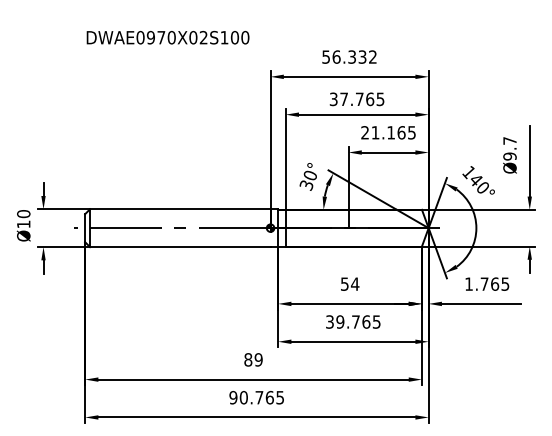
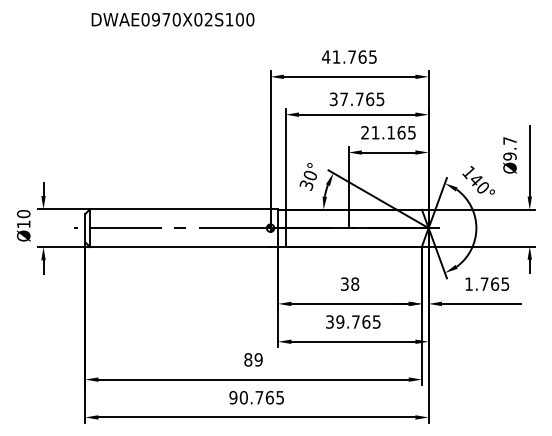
text position: (167, 37) -> (172, 19) (172, 19)
text: 56.332 -> 41.765 (348, 56)
text: 54 -> 38 (350, 283)
